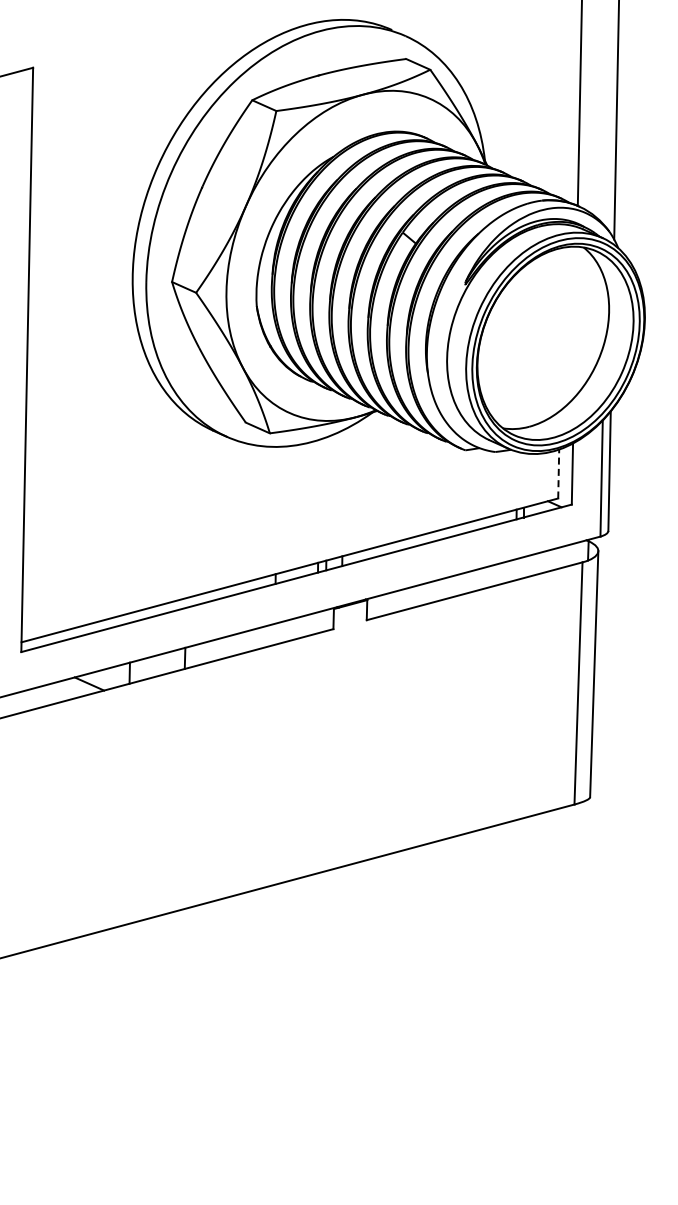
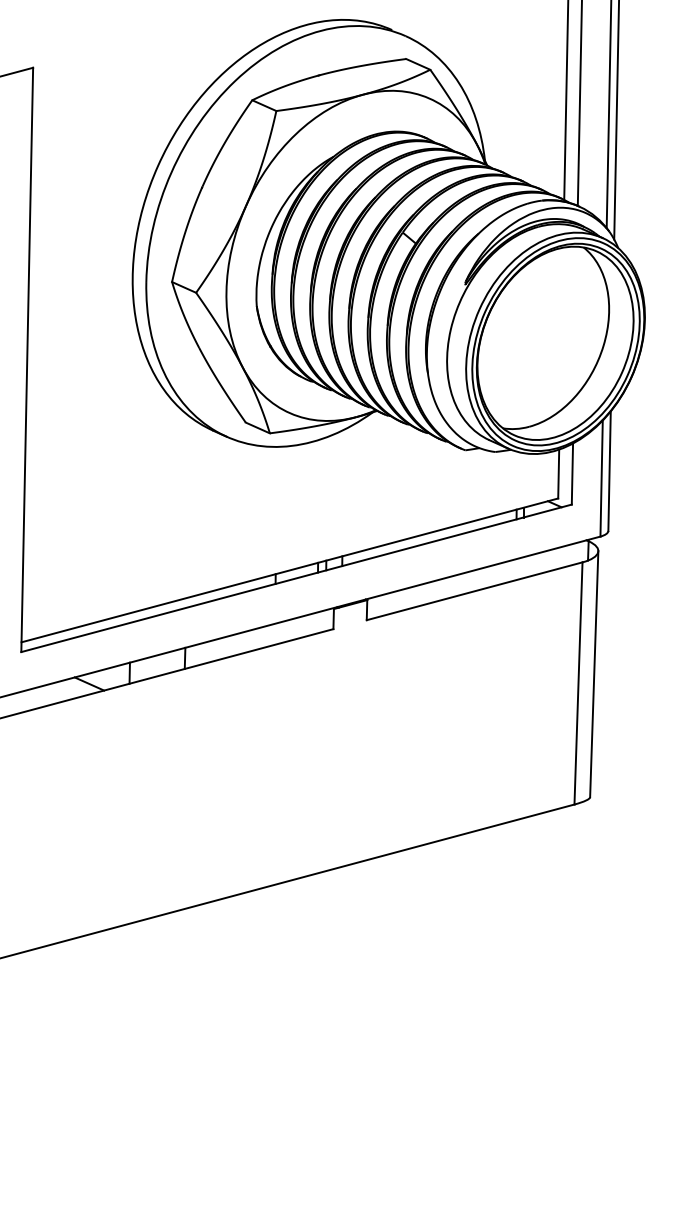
line: none -> present (566, 100)
line: none -> present (608, 115)
line: dashed -> solid (558, 473)
